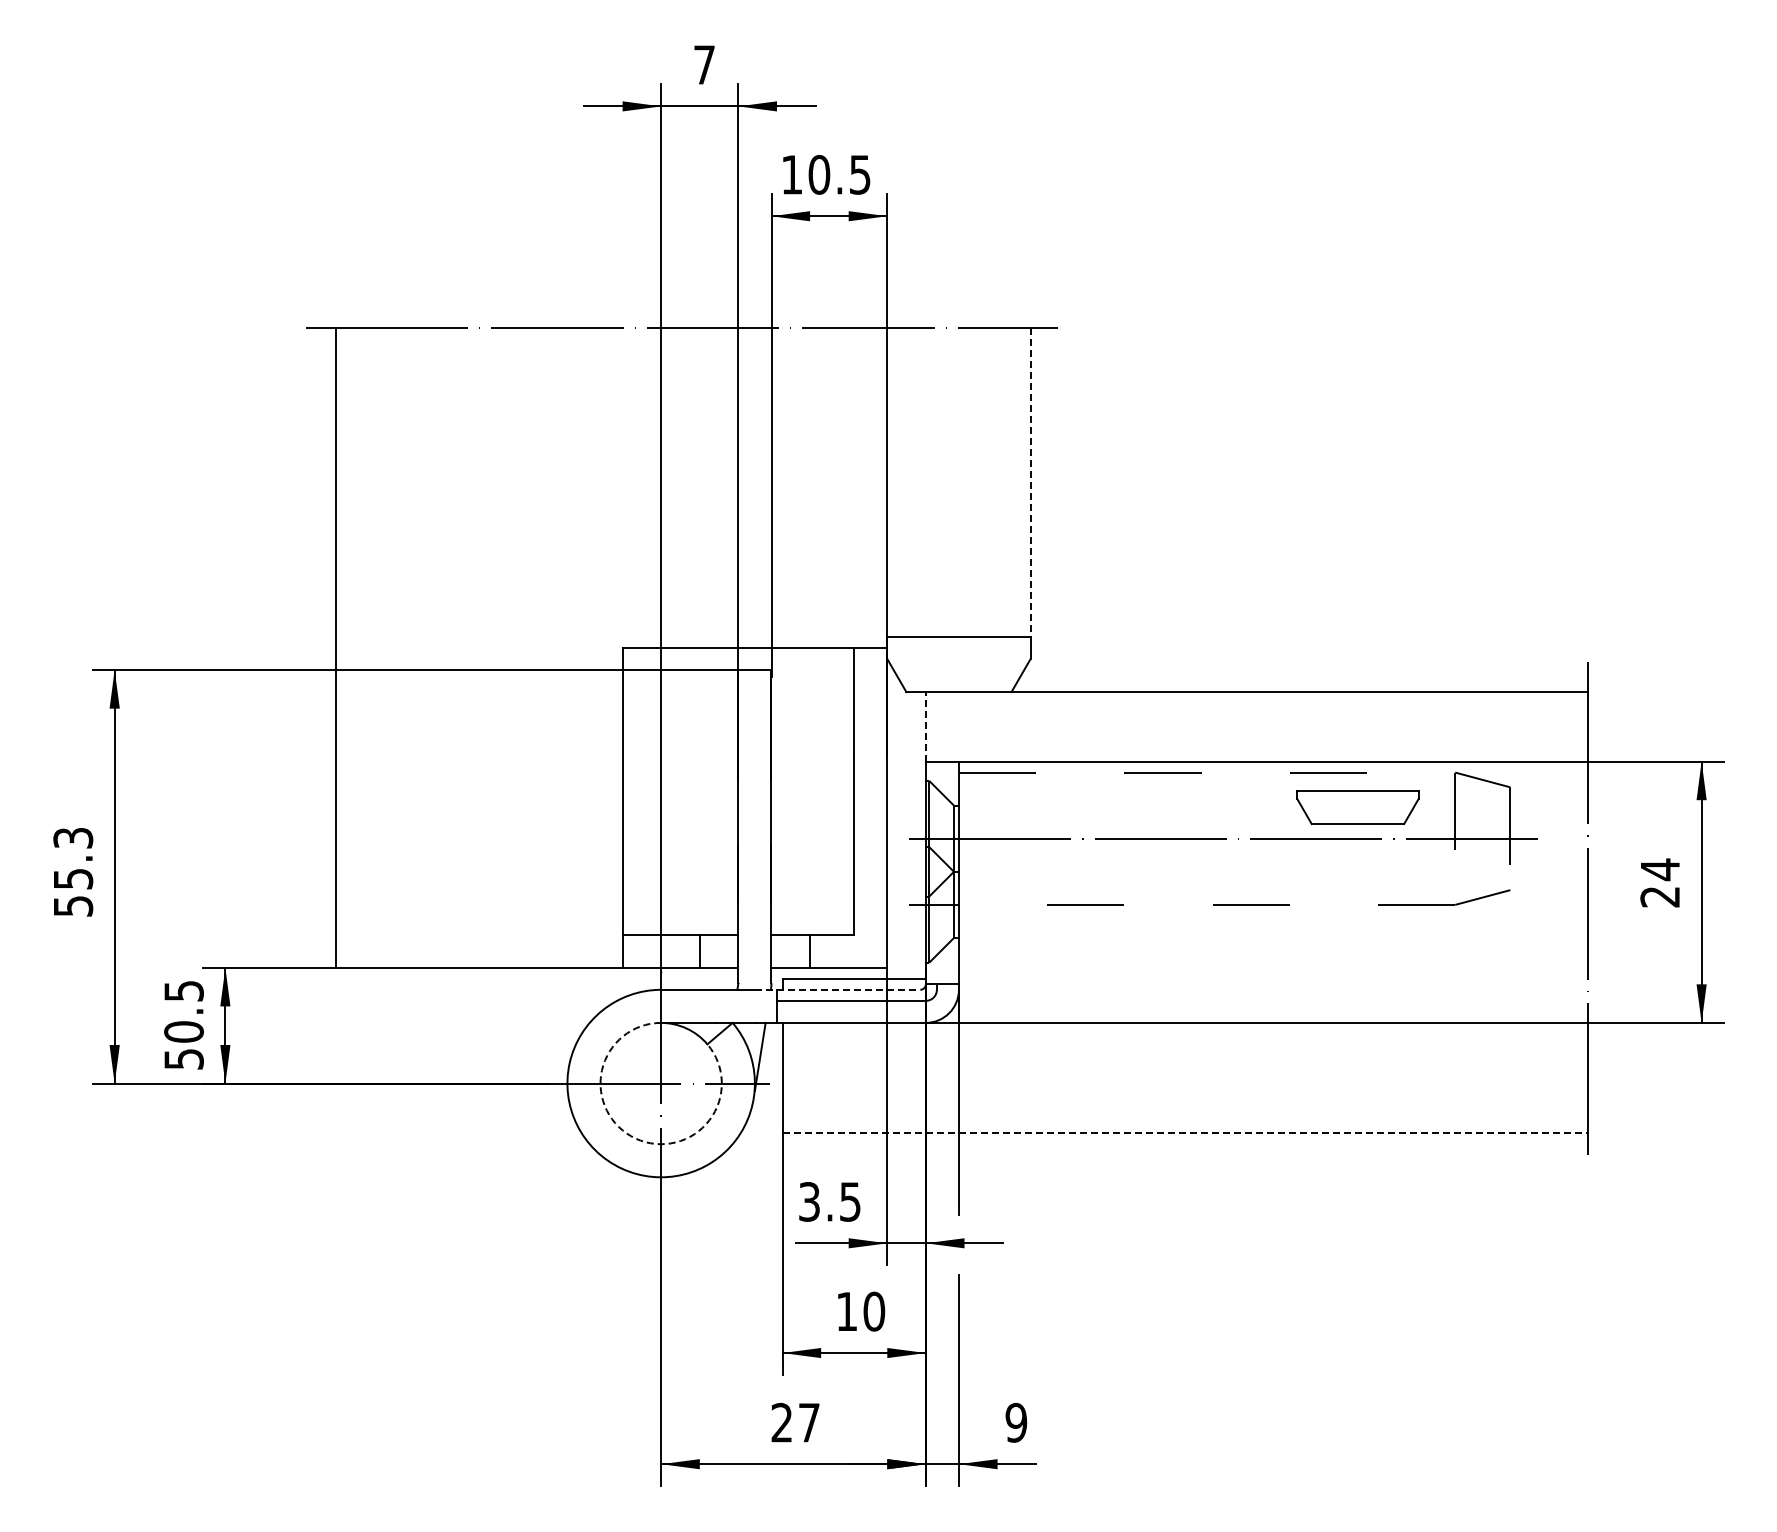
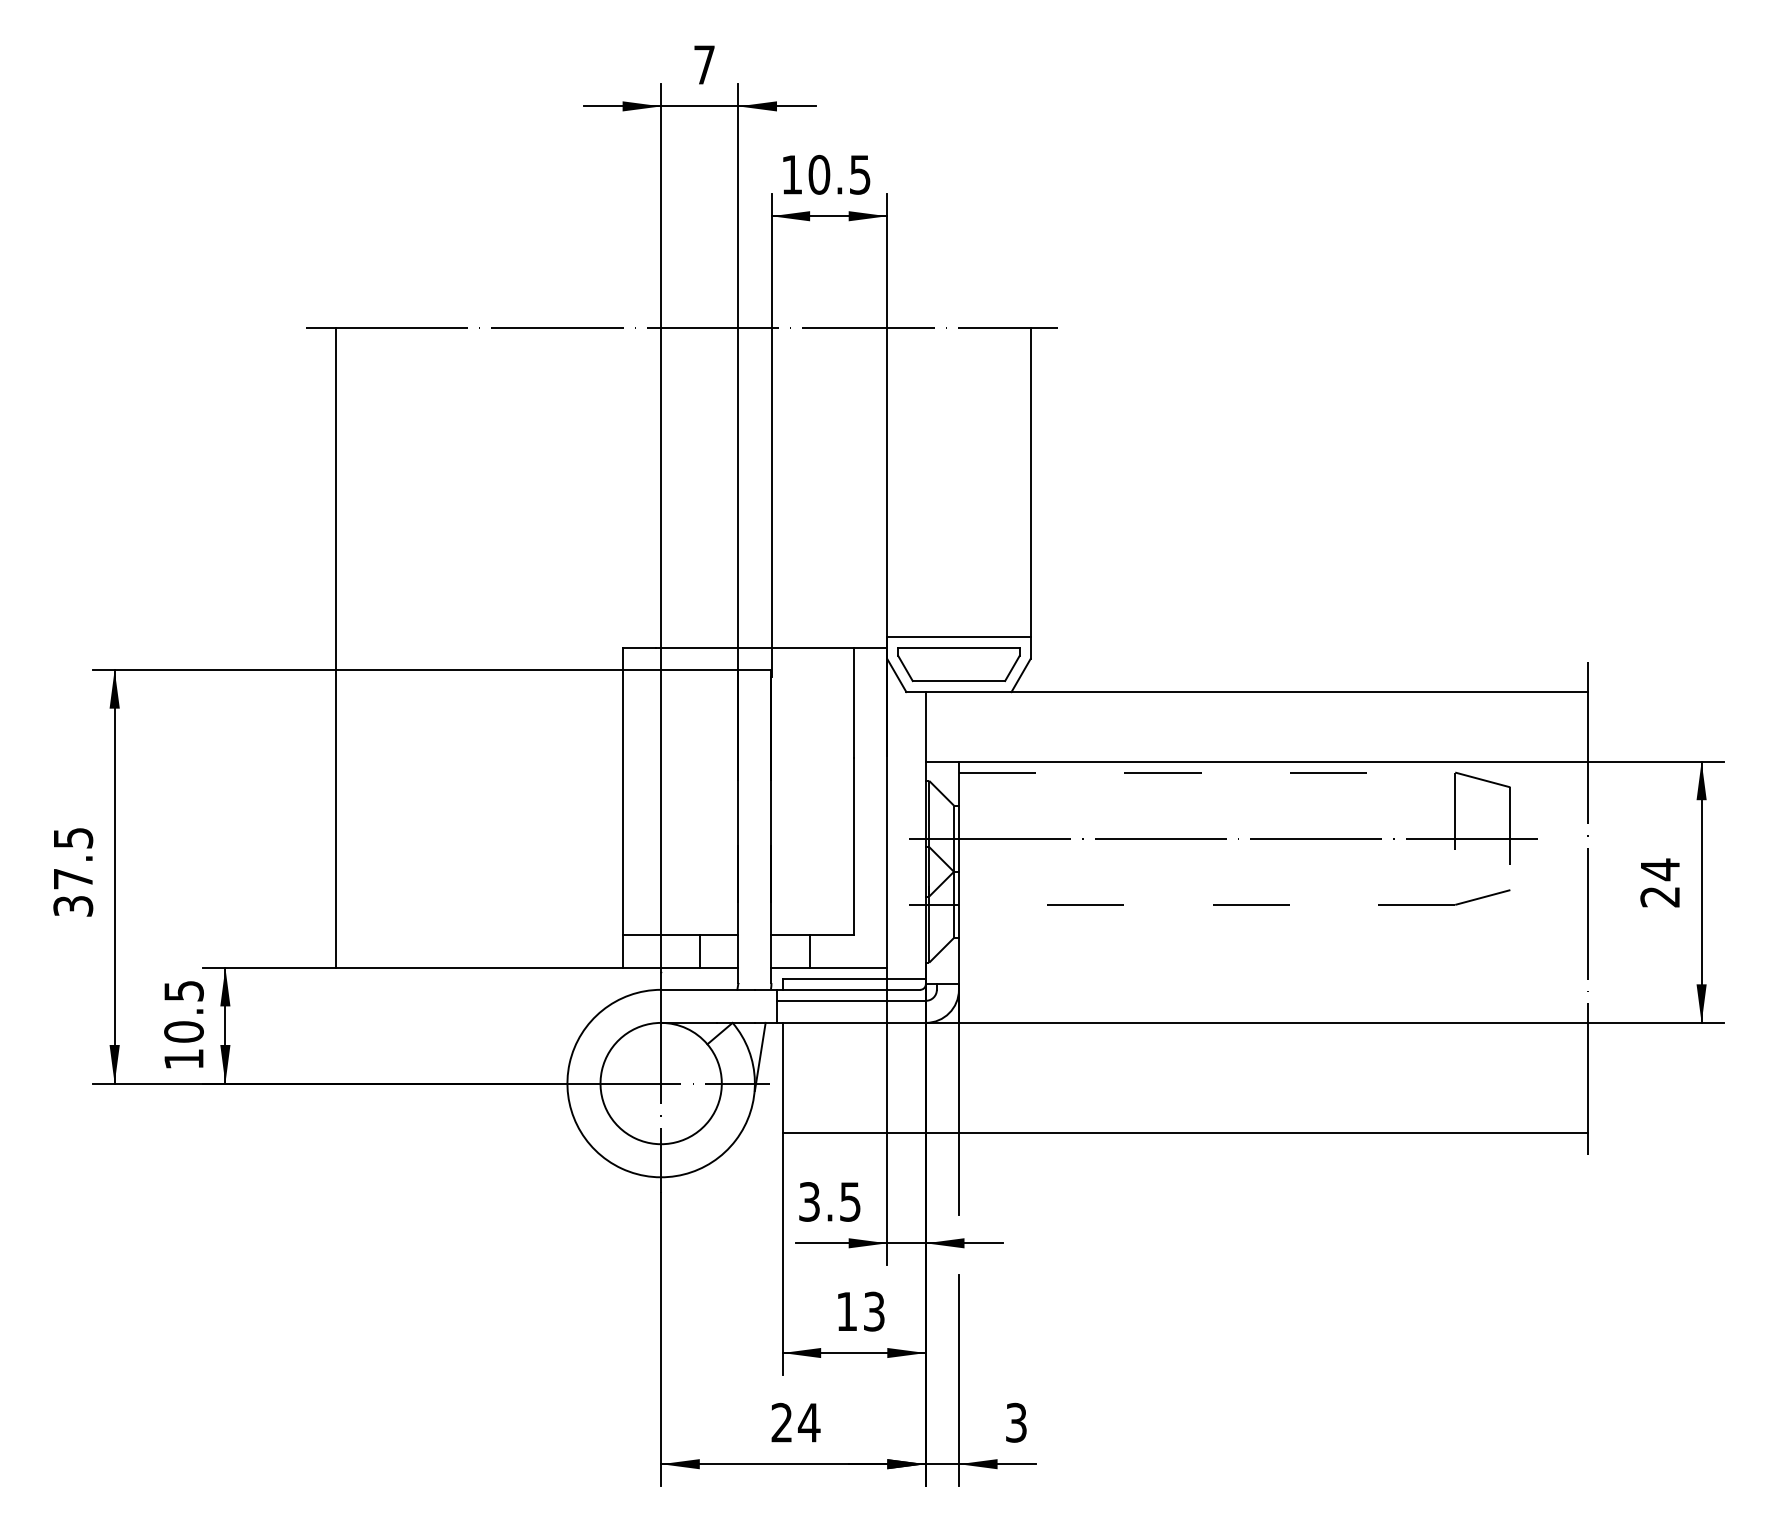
line: dashed -> solid (1030, 483)
line: dashed -> solid (925, 726)
part position: (1357, 807) -> (958, 664) (958, 664)
text: 55.3 -> 37.5 (73, 872)
line: dashed -> solid (837, 989)
text: 50.5 -> 10.5 (183, 1059)
line: dashed -> solid (1185, 1133)
arc: dashed -> solid (635, 1138)
text: 10 -> 13 (874, 1311)
text: 27 -> 24 (808, 1422)
text: 9 -> 3 (1016, 1422)
